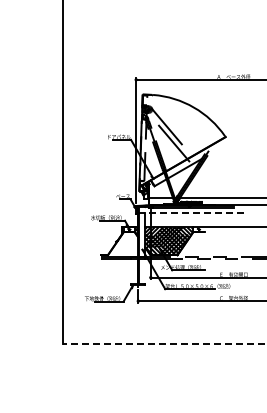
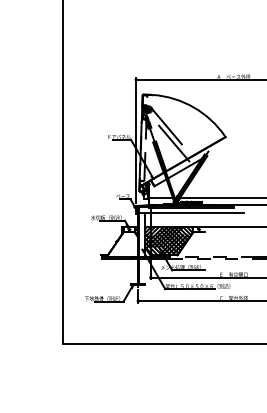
line: dashed -> solid (191, 213)
line: dashed -> solid (164, 344)
